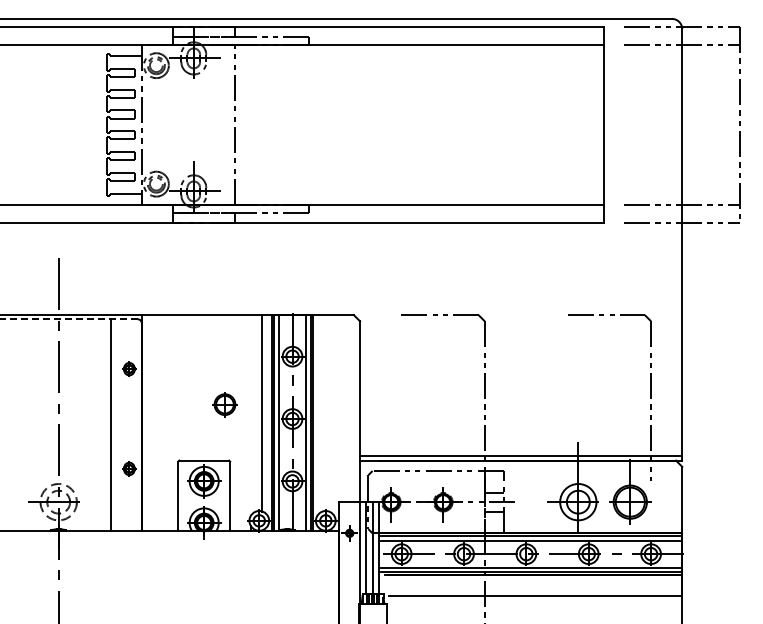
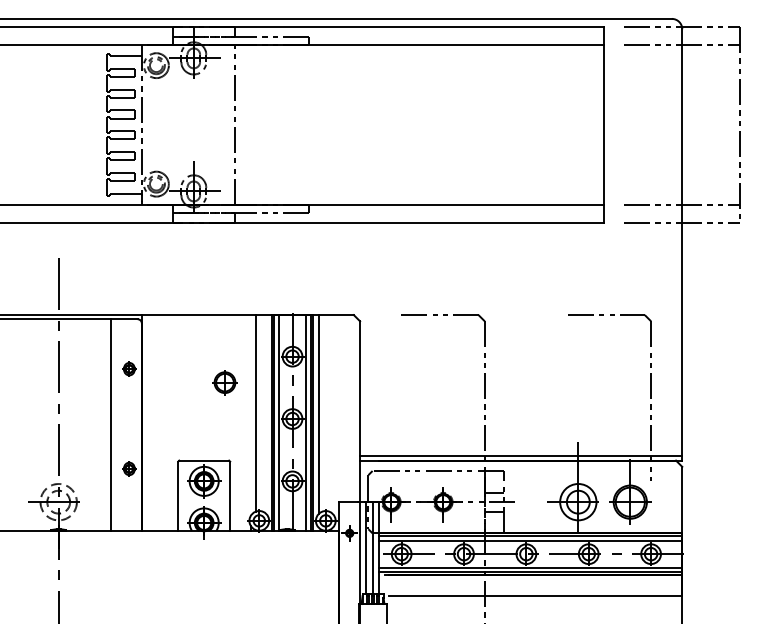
line: dashed -> solid (69, 319)
part position: (224, 404) -> (224, 382) (224, 382)
line position: (262, 413) -> (256, 413) (256, 413)
line: none -> present (318, 414)
